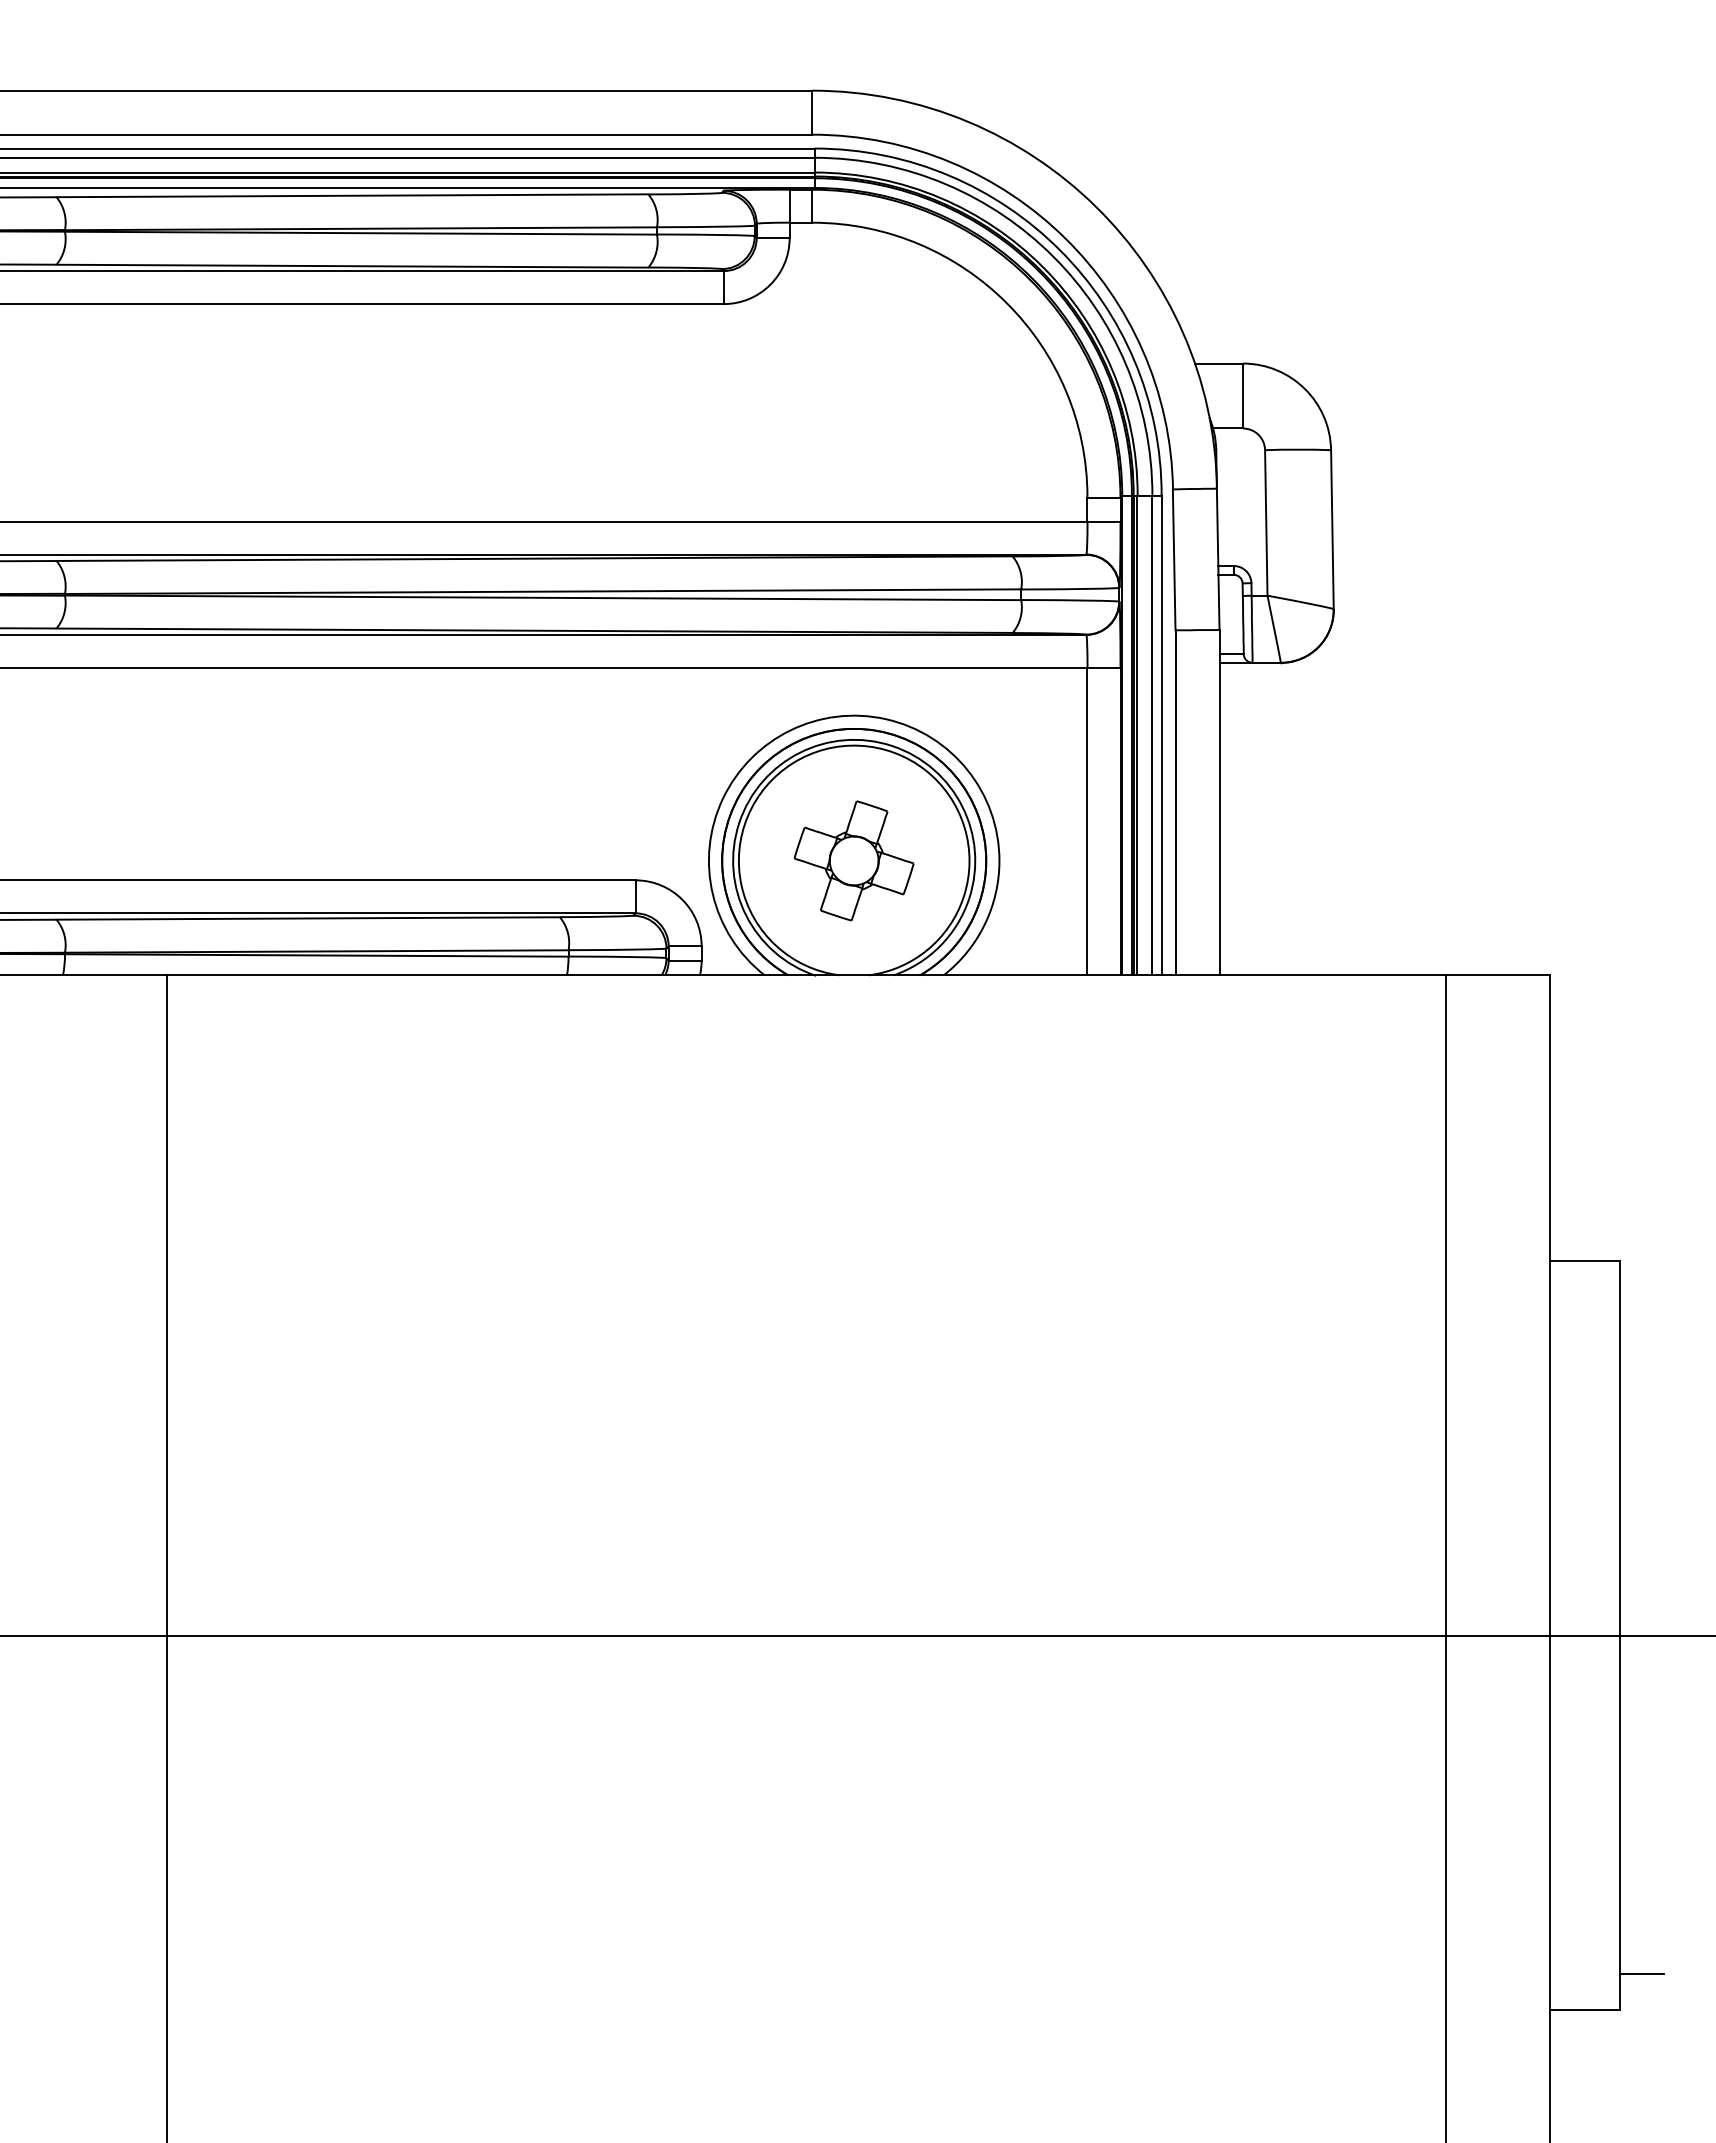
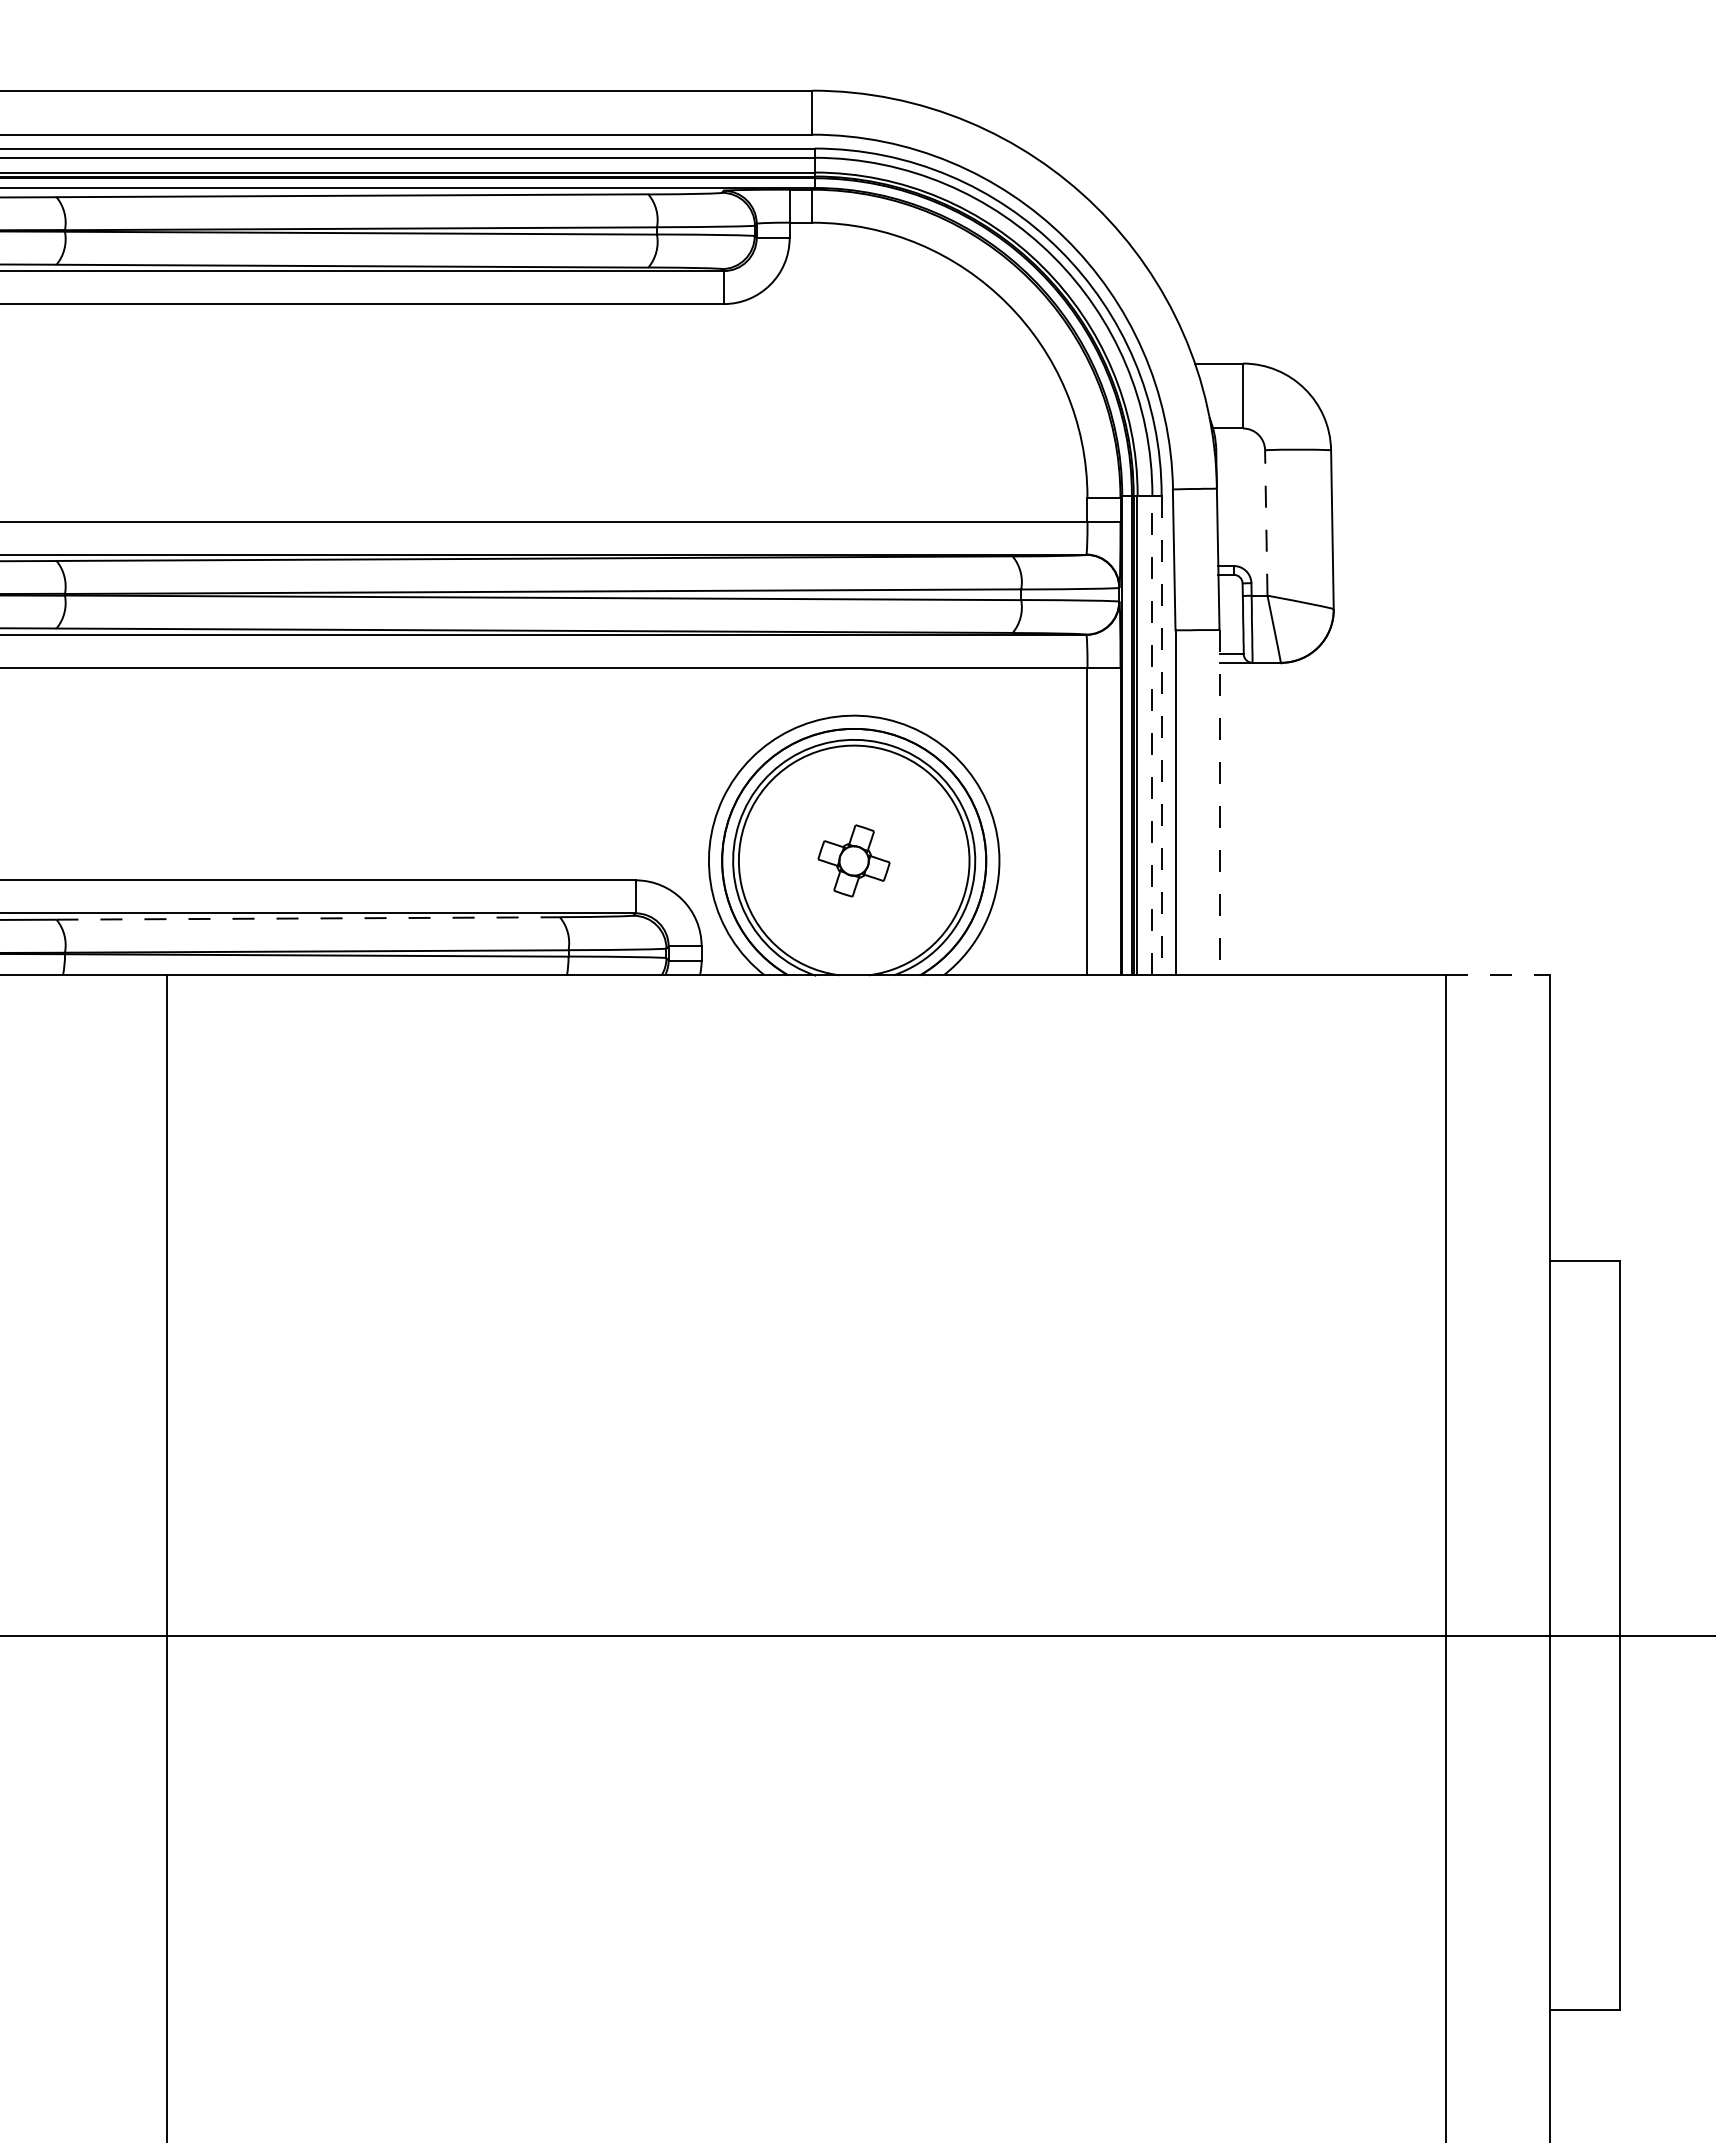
line: solid -> dashed (1266, 522)
line: solid -> dashed (1152, 735)
line: solid -> dashed (1161, 735)
line: solid -> dashed (1219, 802)
part size: 122x122 px -> 74x74 px (853, 860)
line: solid -> dashed (308, 918)
line: solid -> dashed (1498, 975)
line: present -> none (1642, 1974)
